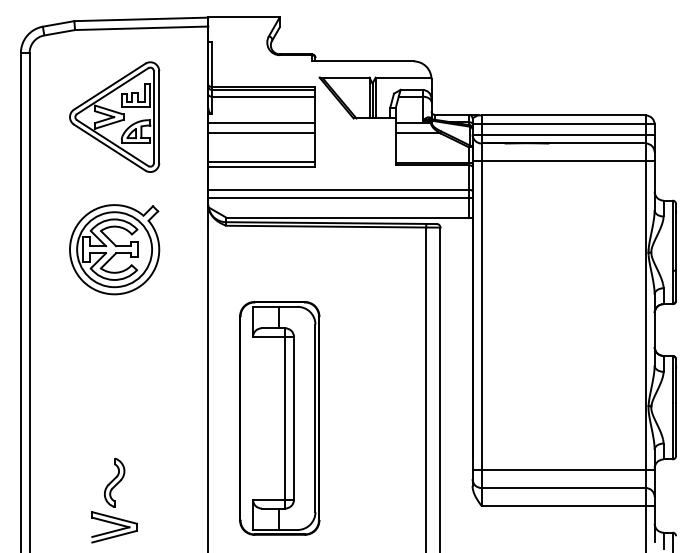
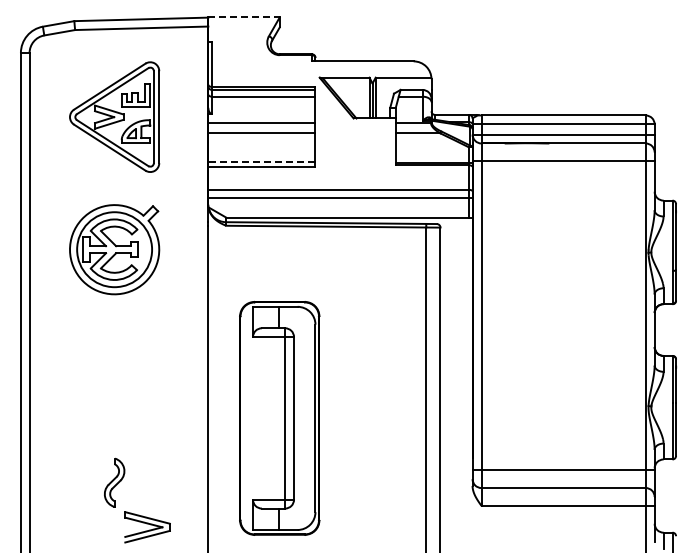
line: solid -> dashed (244, 16)
line: solid -> dashed (261, 162)
part position: (114, 527) -> (147, 527) (147, 527)
